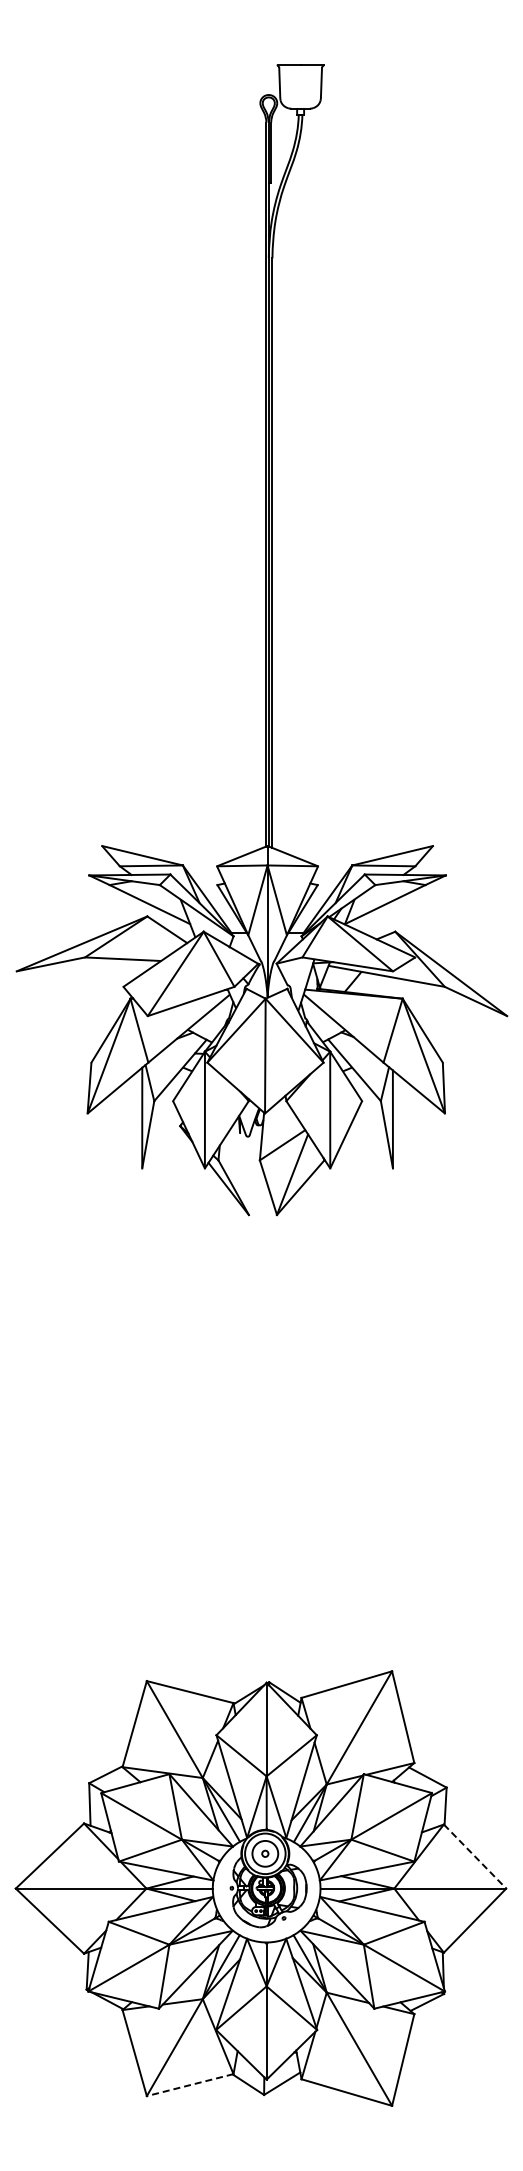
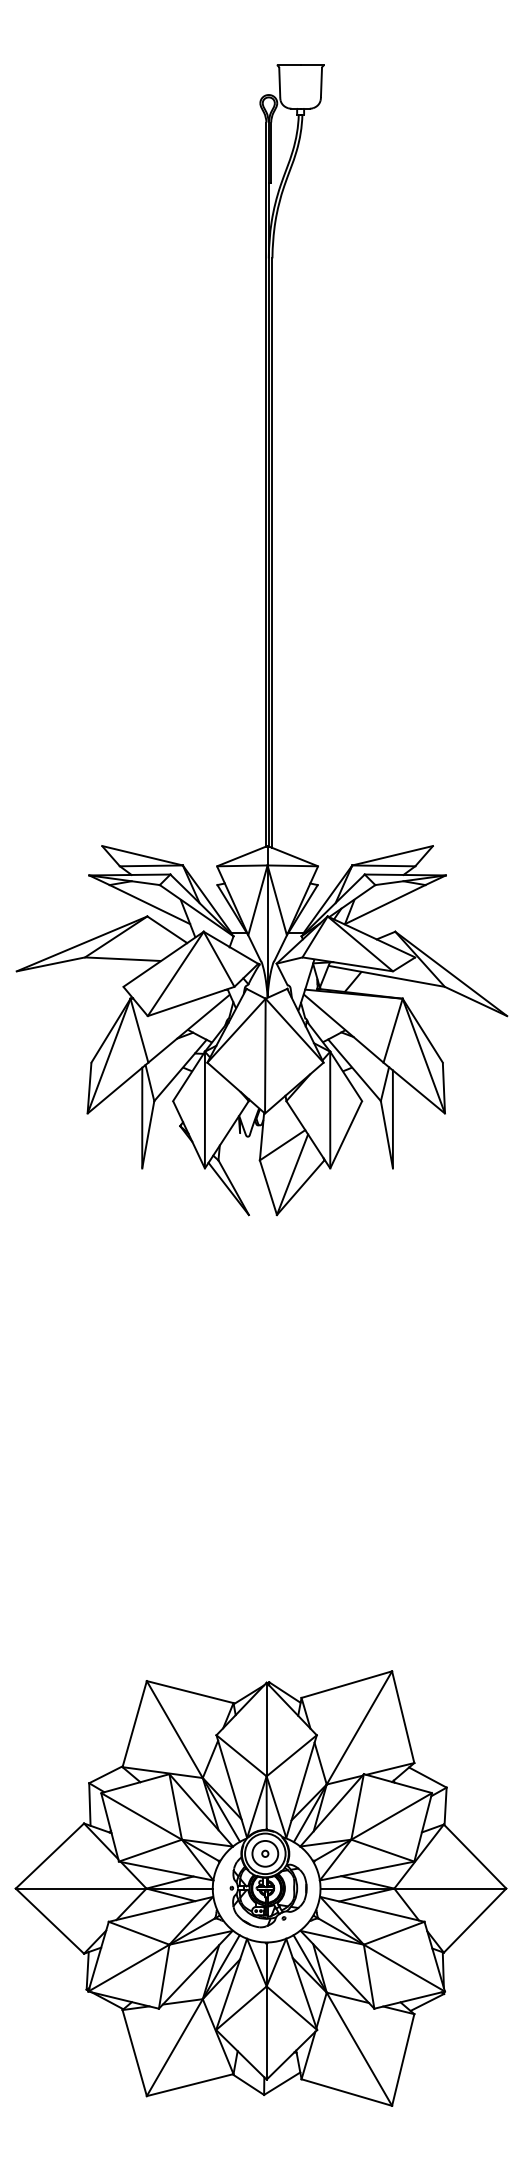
line: dashed -> solid (475, 1856)
line: dashed -> solid (190, 2085)
